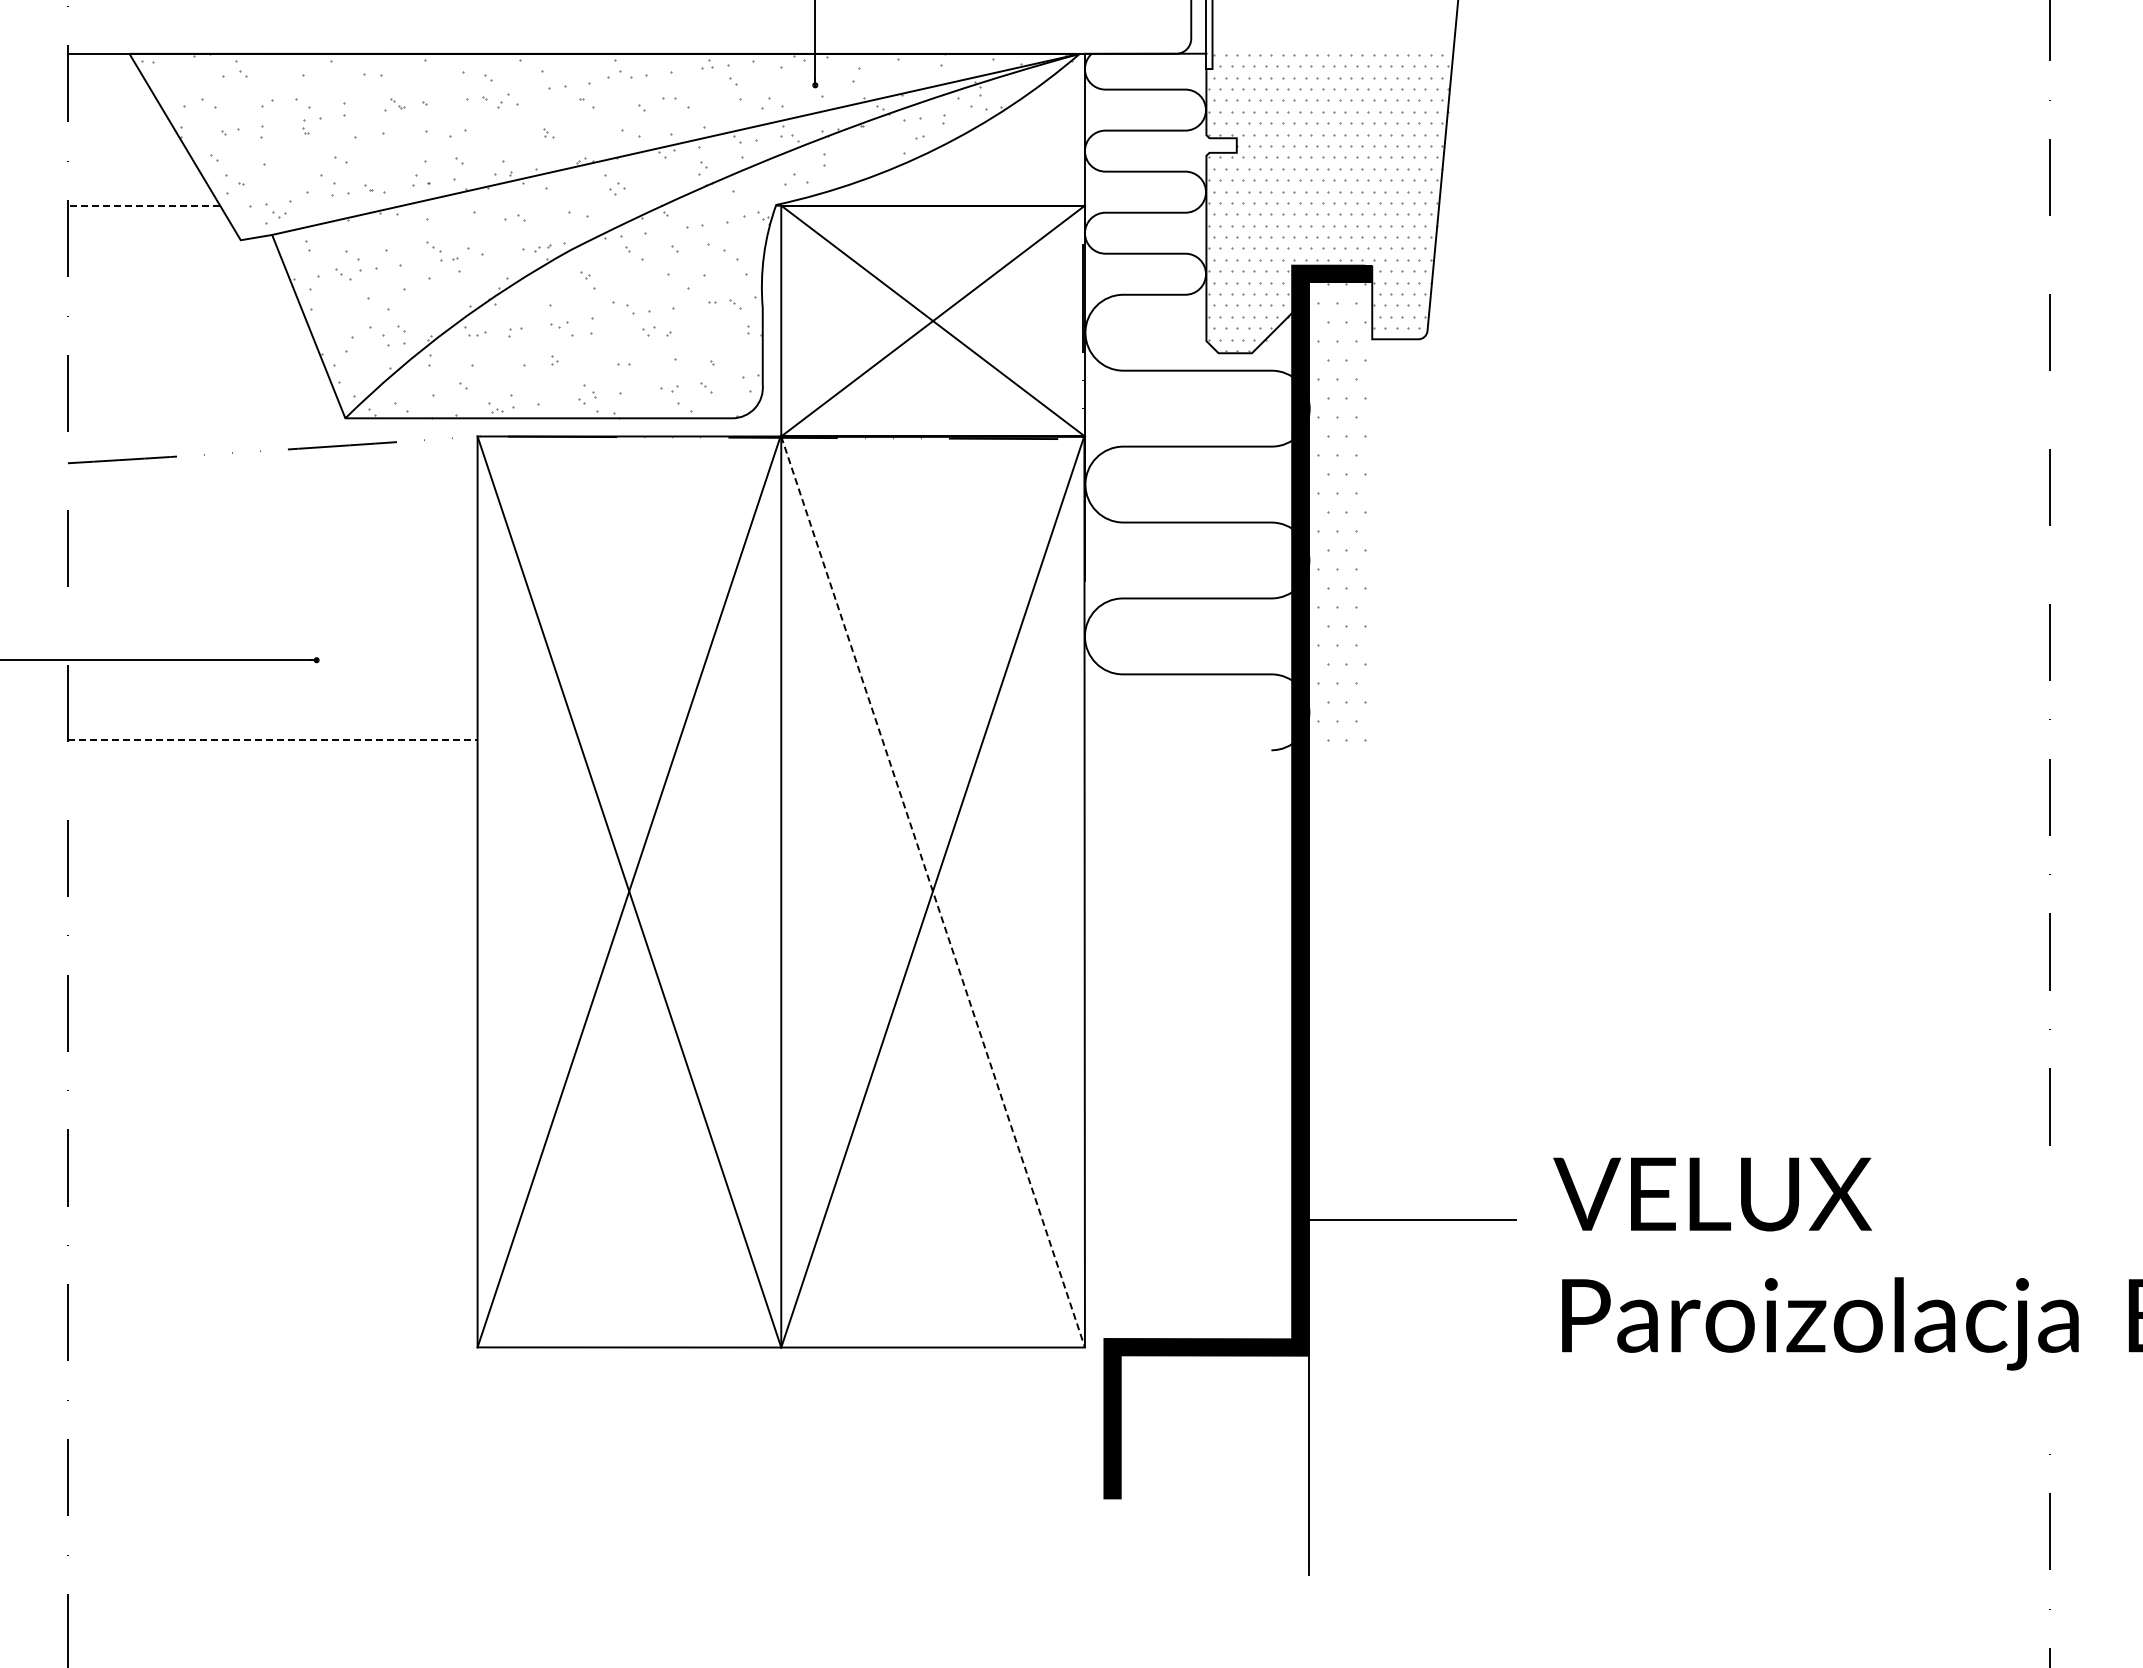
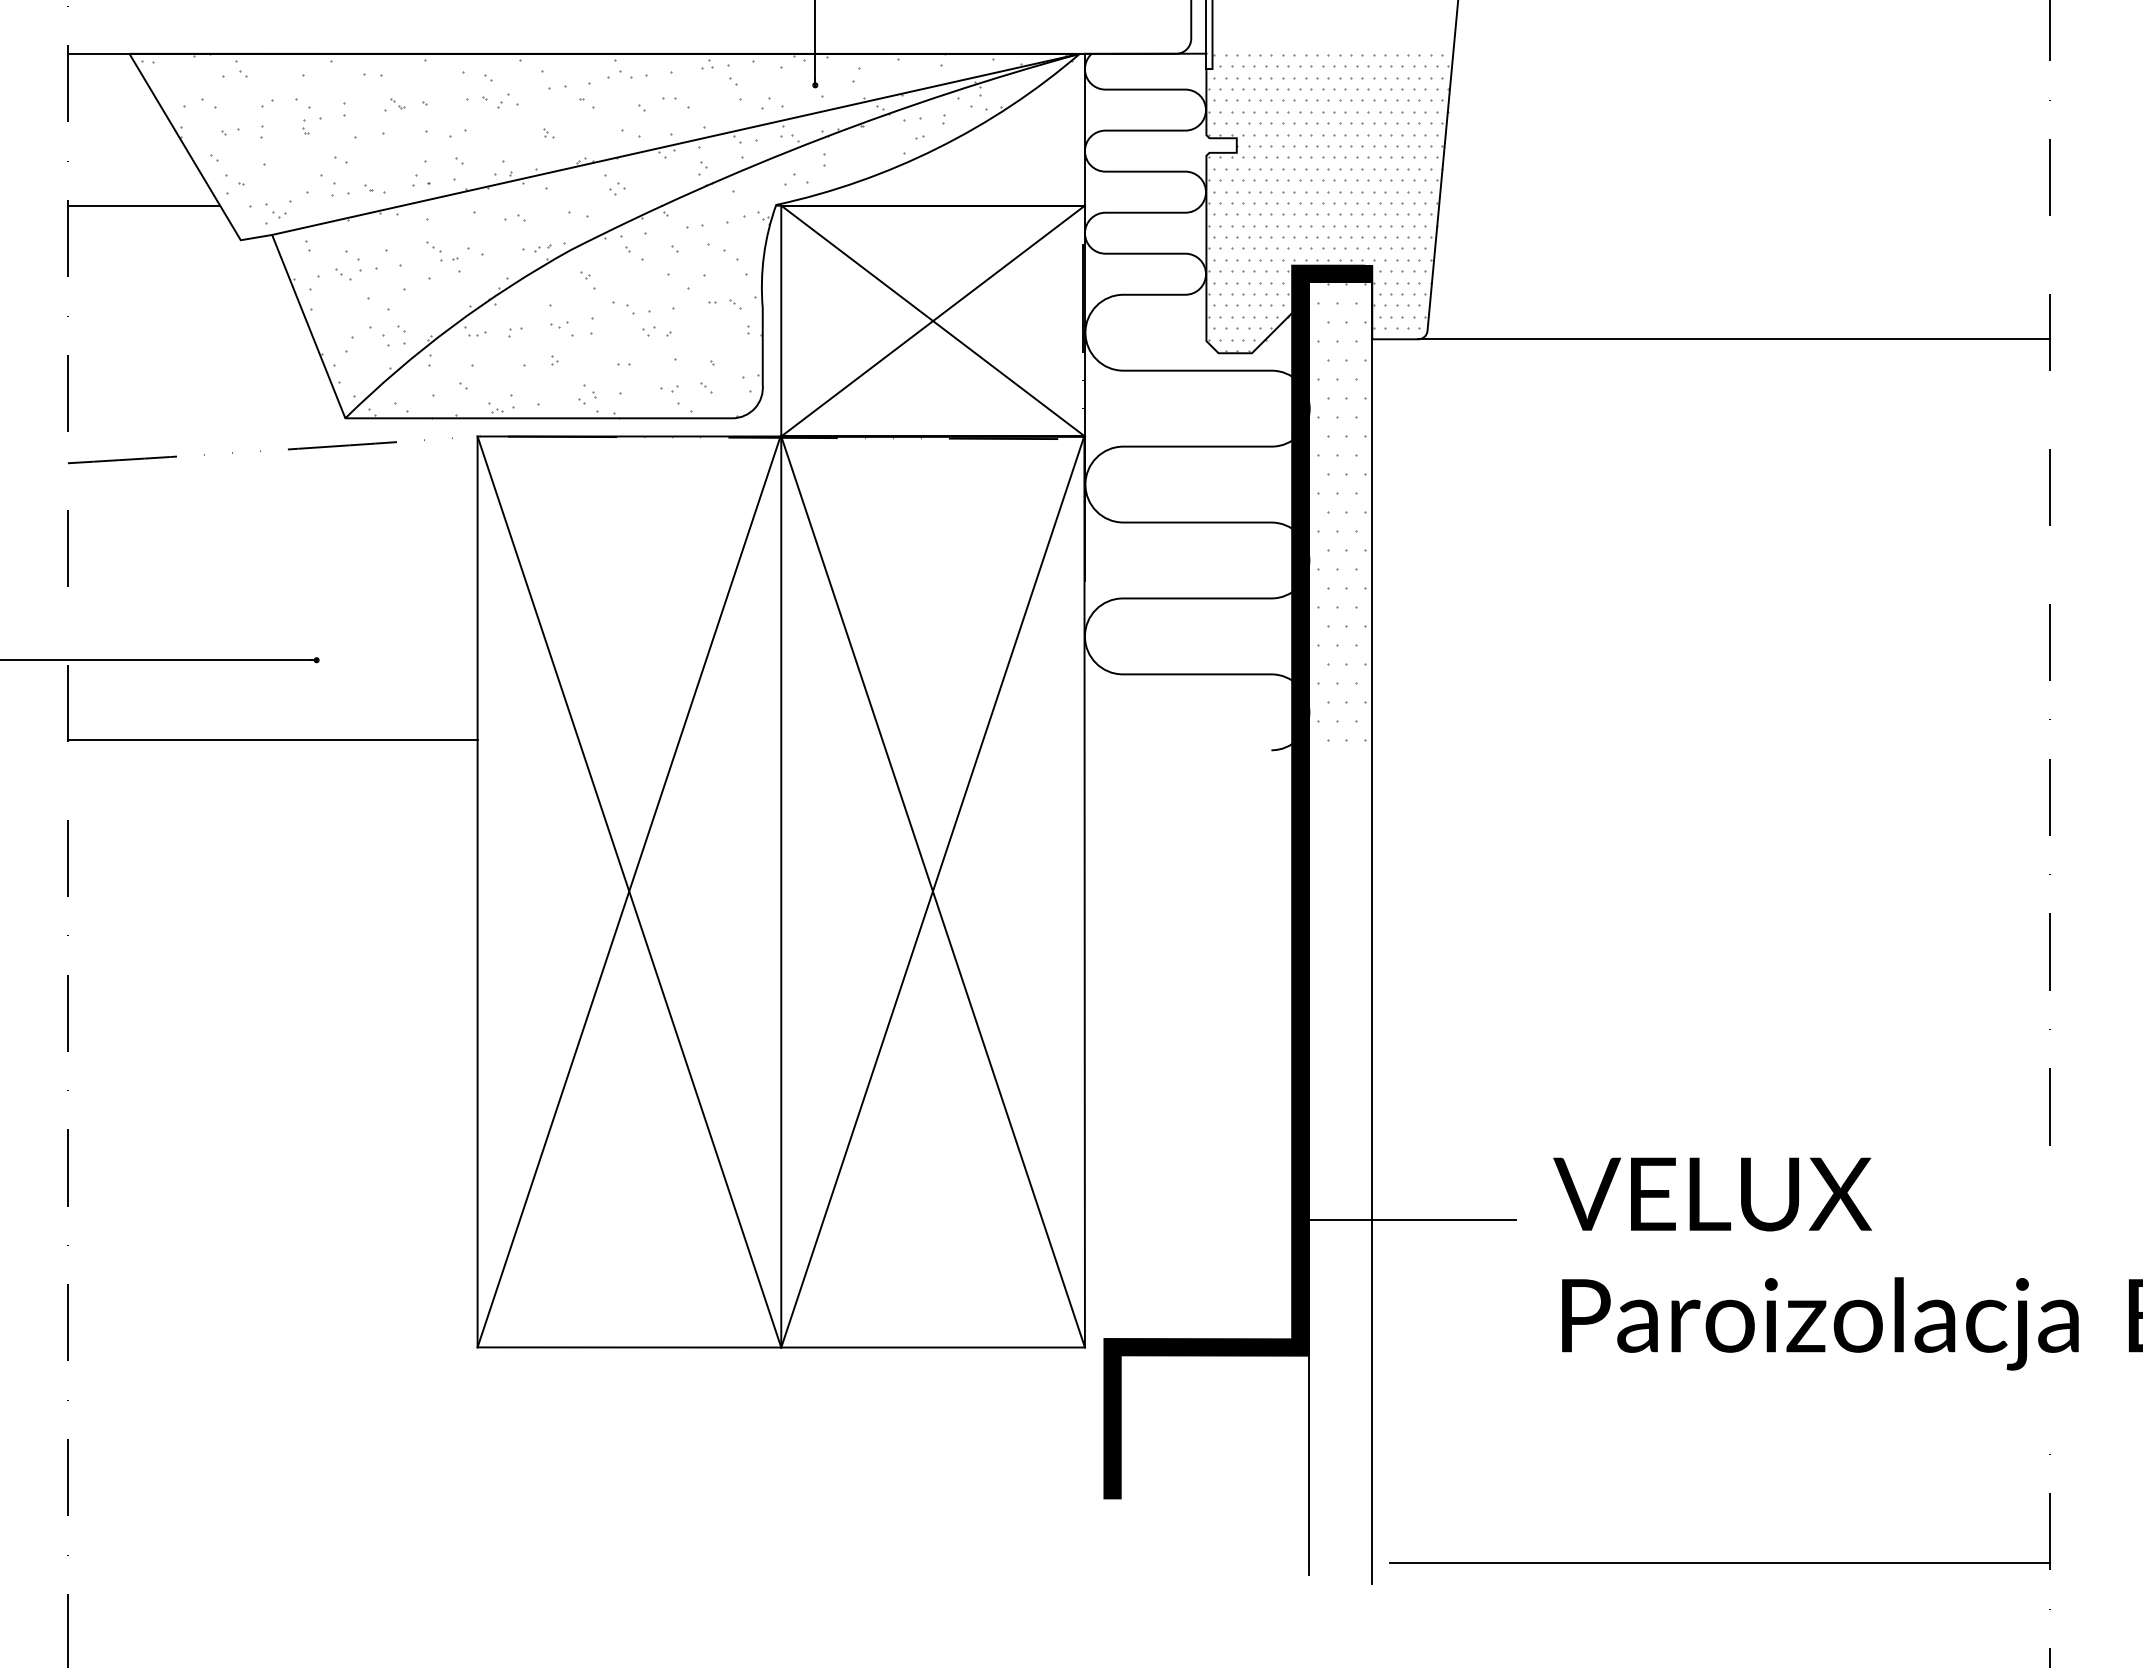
line: dashed -> solid (143, 205)
line: none -> present (1733, 339)
line: dashed -> solid (272, 740)
line: dashed -> solid (933, 892)
line: none -> present (1372, 925)
line: none -> present (1719, 1563)
